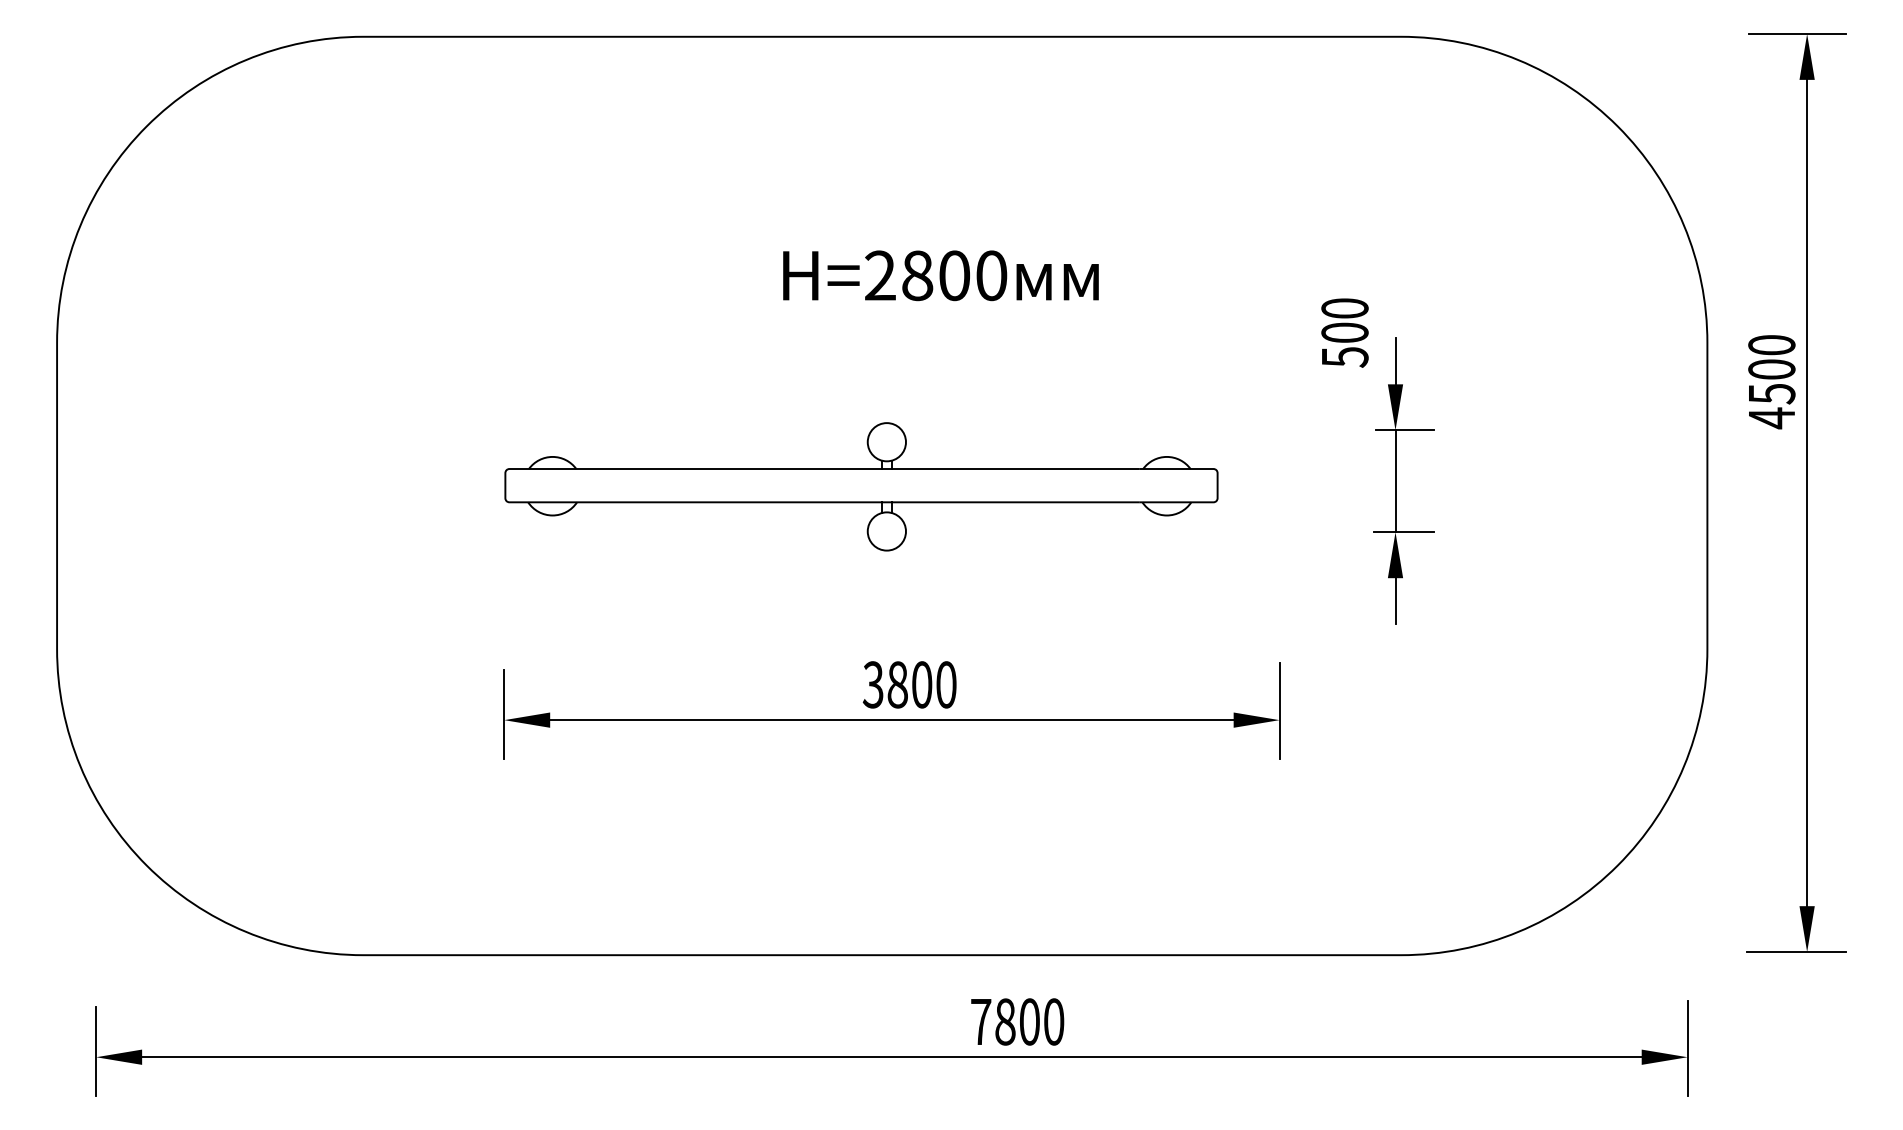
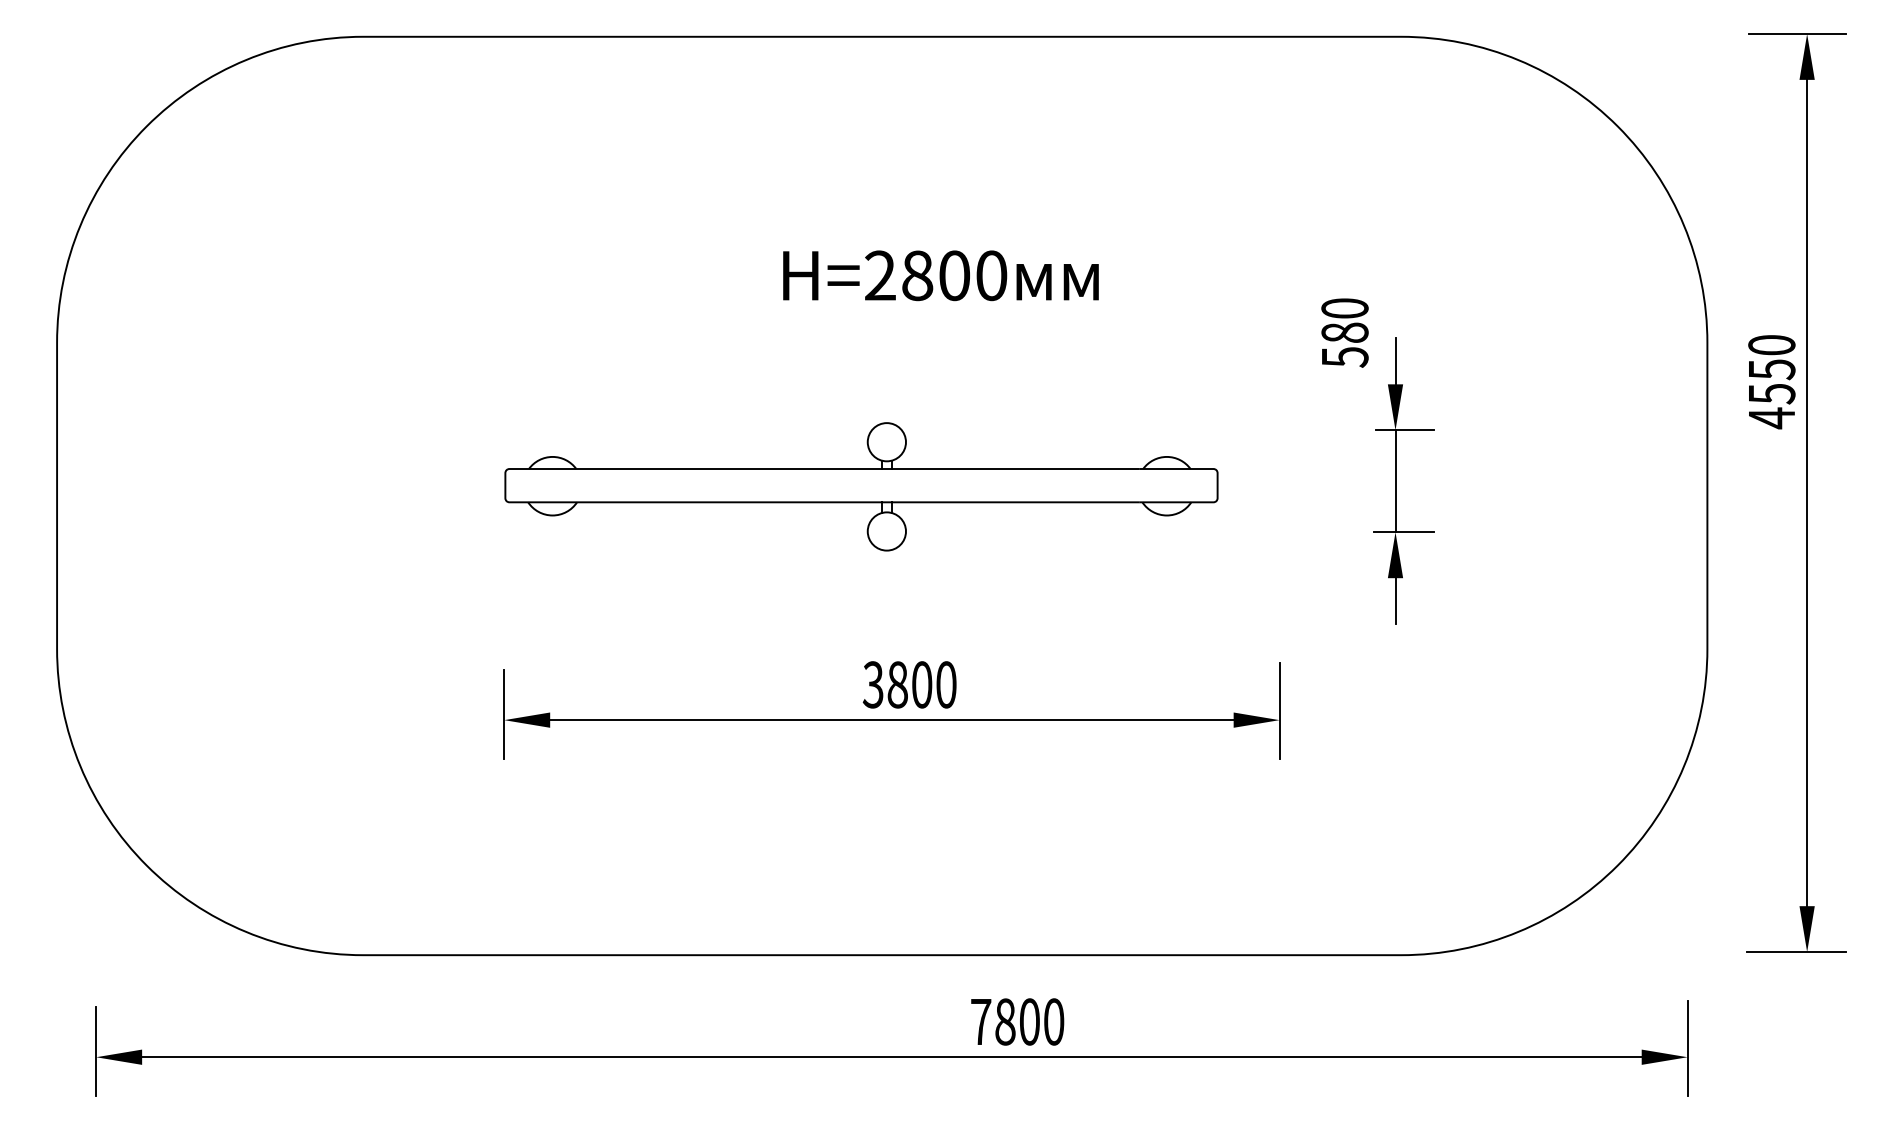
text: 500 -> 580 (1344, 332)
text: 4500 -> 4550 (1771, 369)
